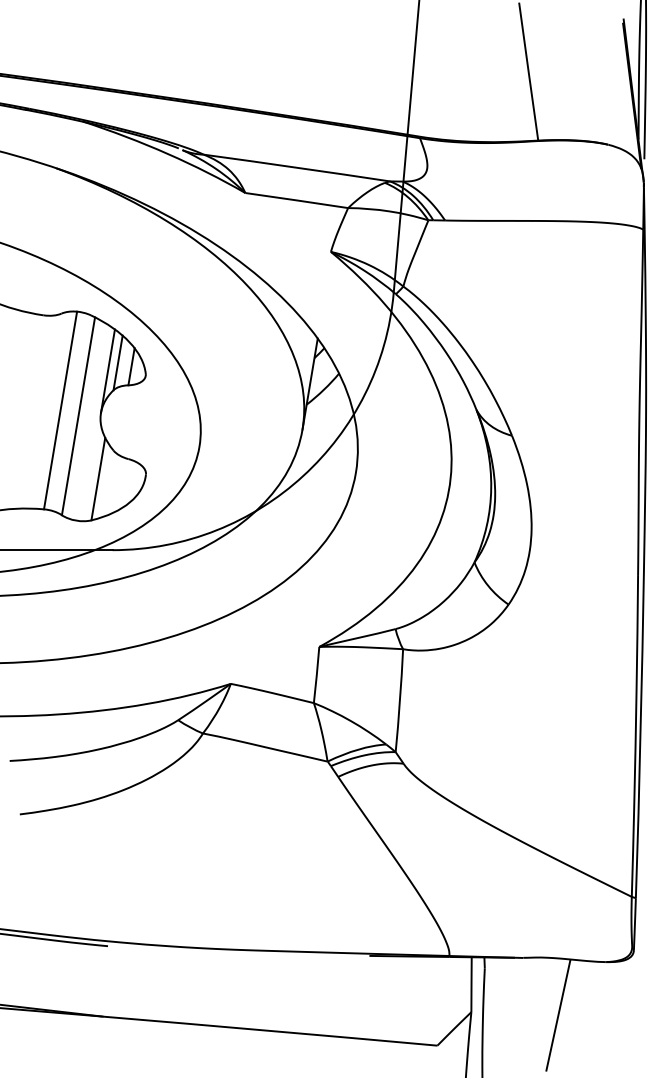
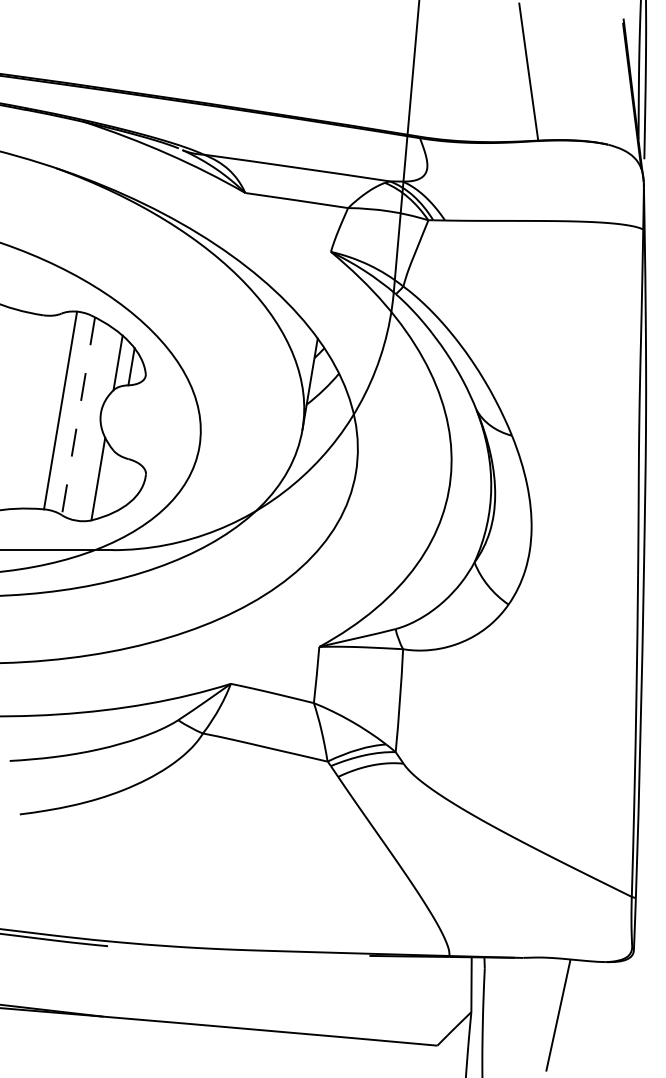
line: present -> none (107, 370)
line: solid -> dashed (78, 416)
